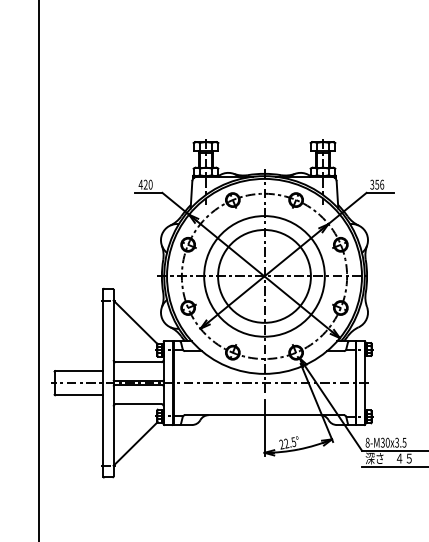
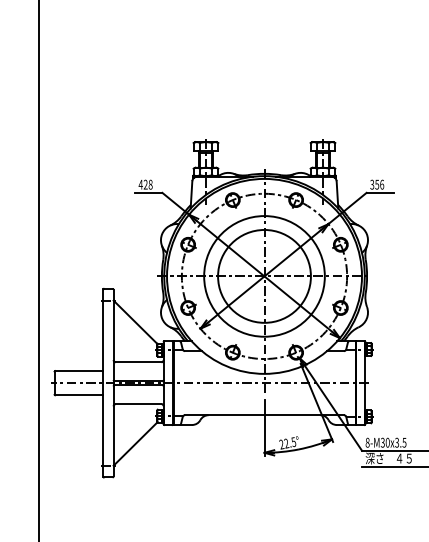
text: 420 -> 428 (150, 185)
